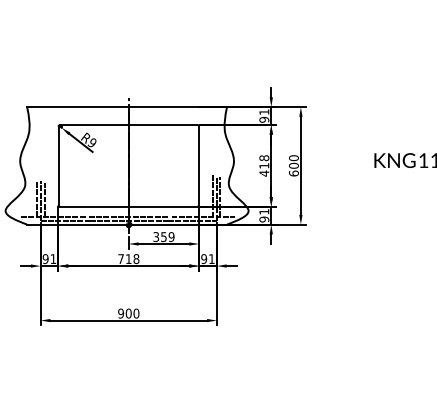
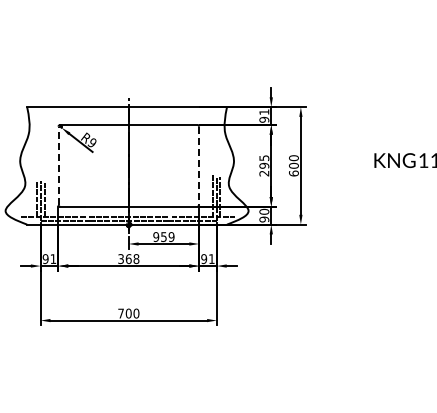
line: solid -> dashed (58, 165)
text: 418 -> 295 (264, 165)
line: solid -> dashed (199, 166)
text: 91 -> 90 (264, 211)
text: 359 -> 959 (156, 236)
text: 718 -> 368 (124, 259)
text: 900 -> 700 (121, 313)
